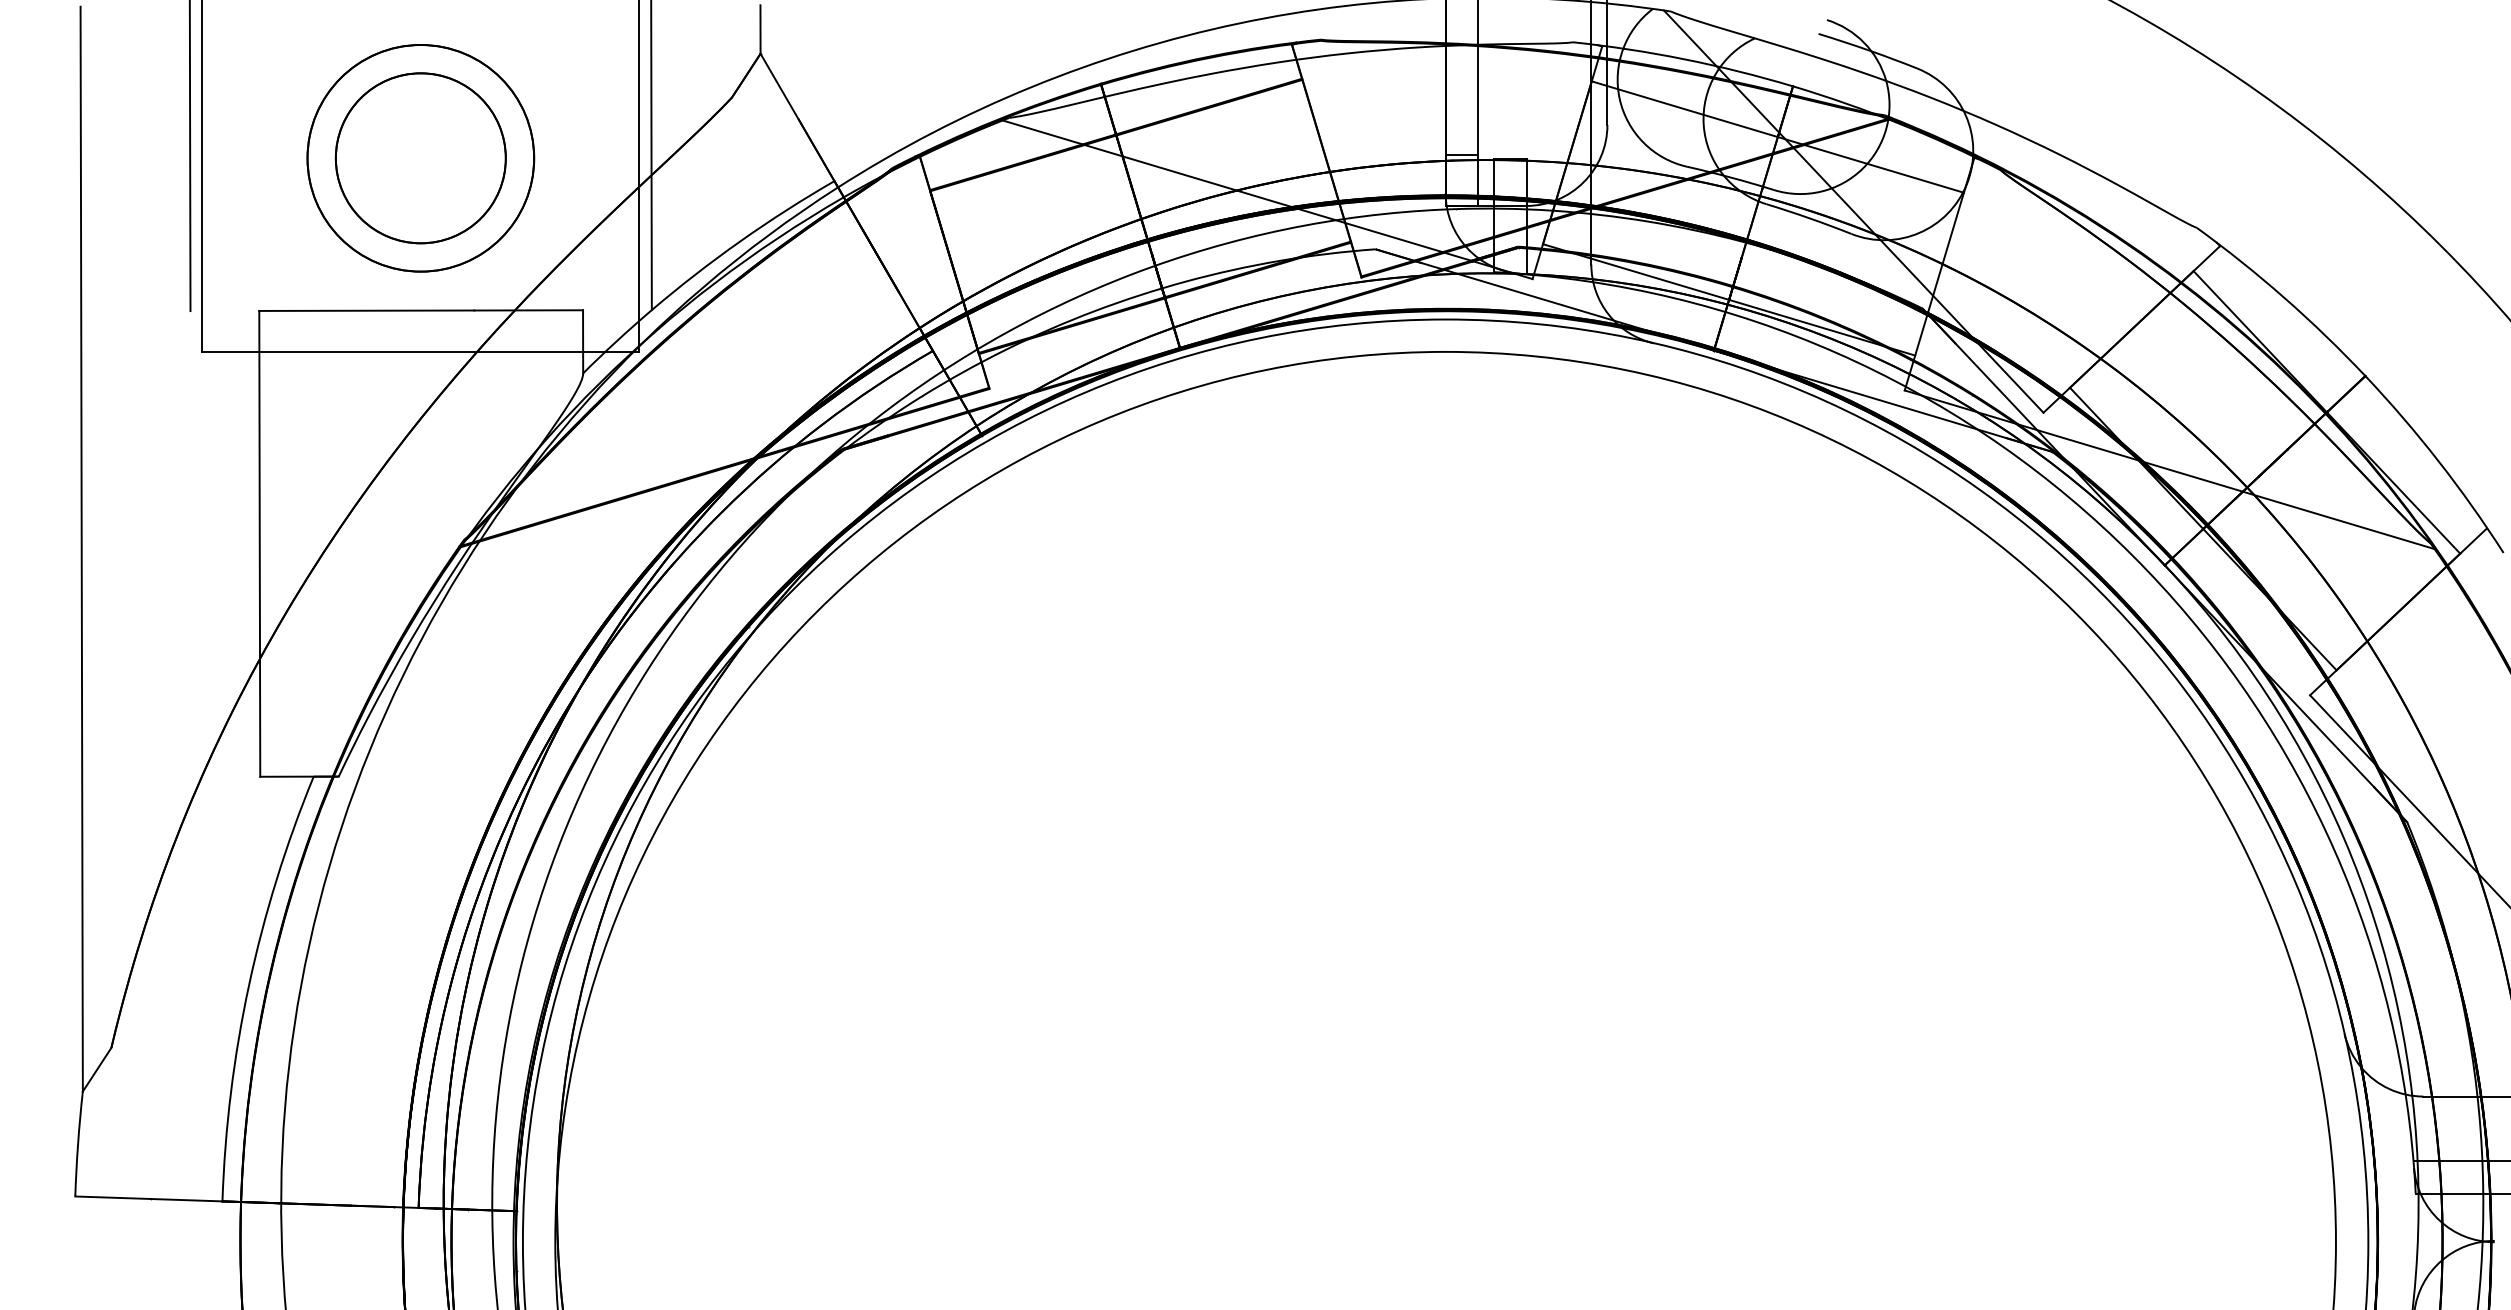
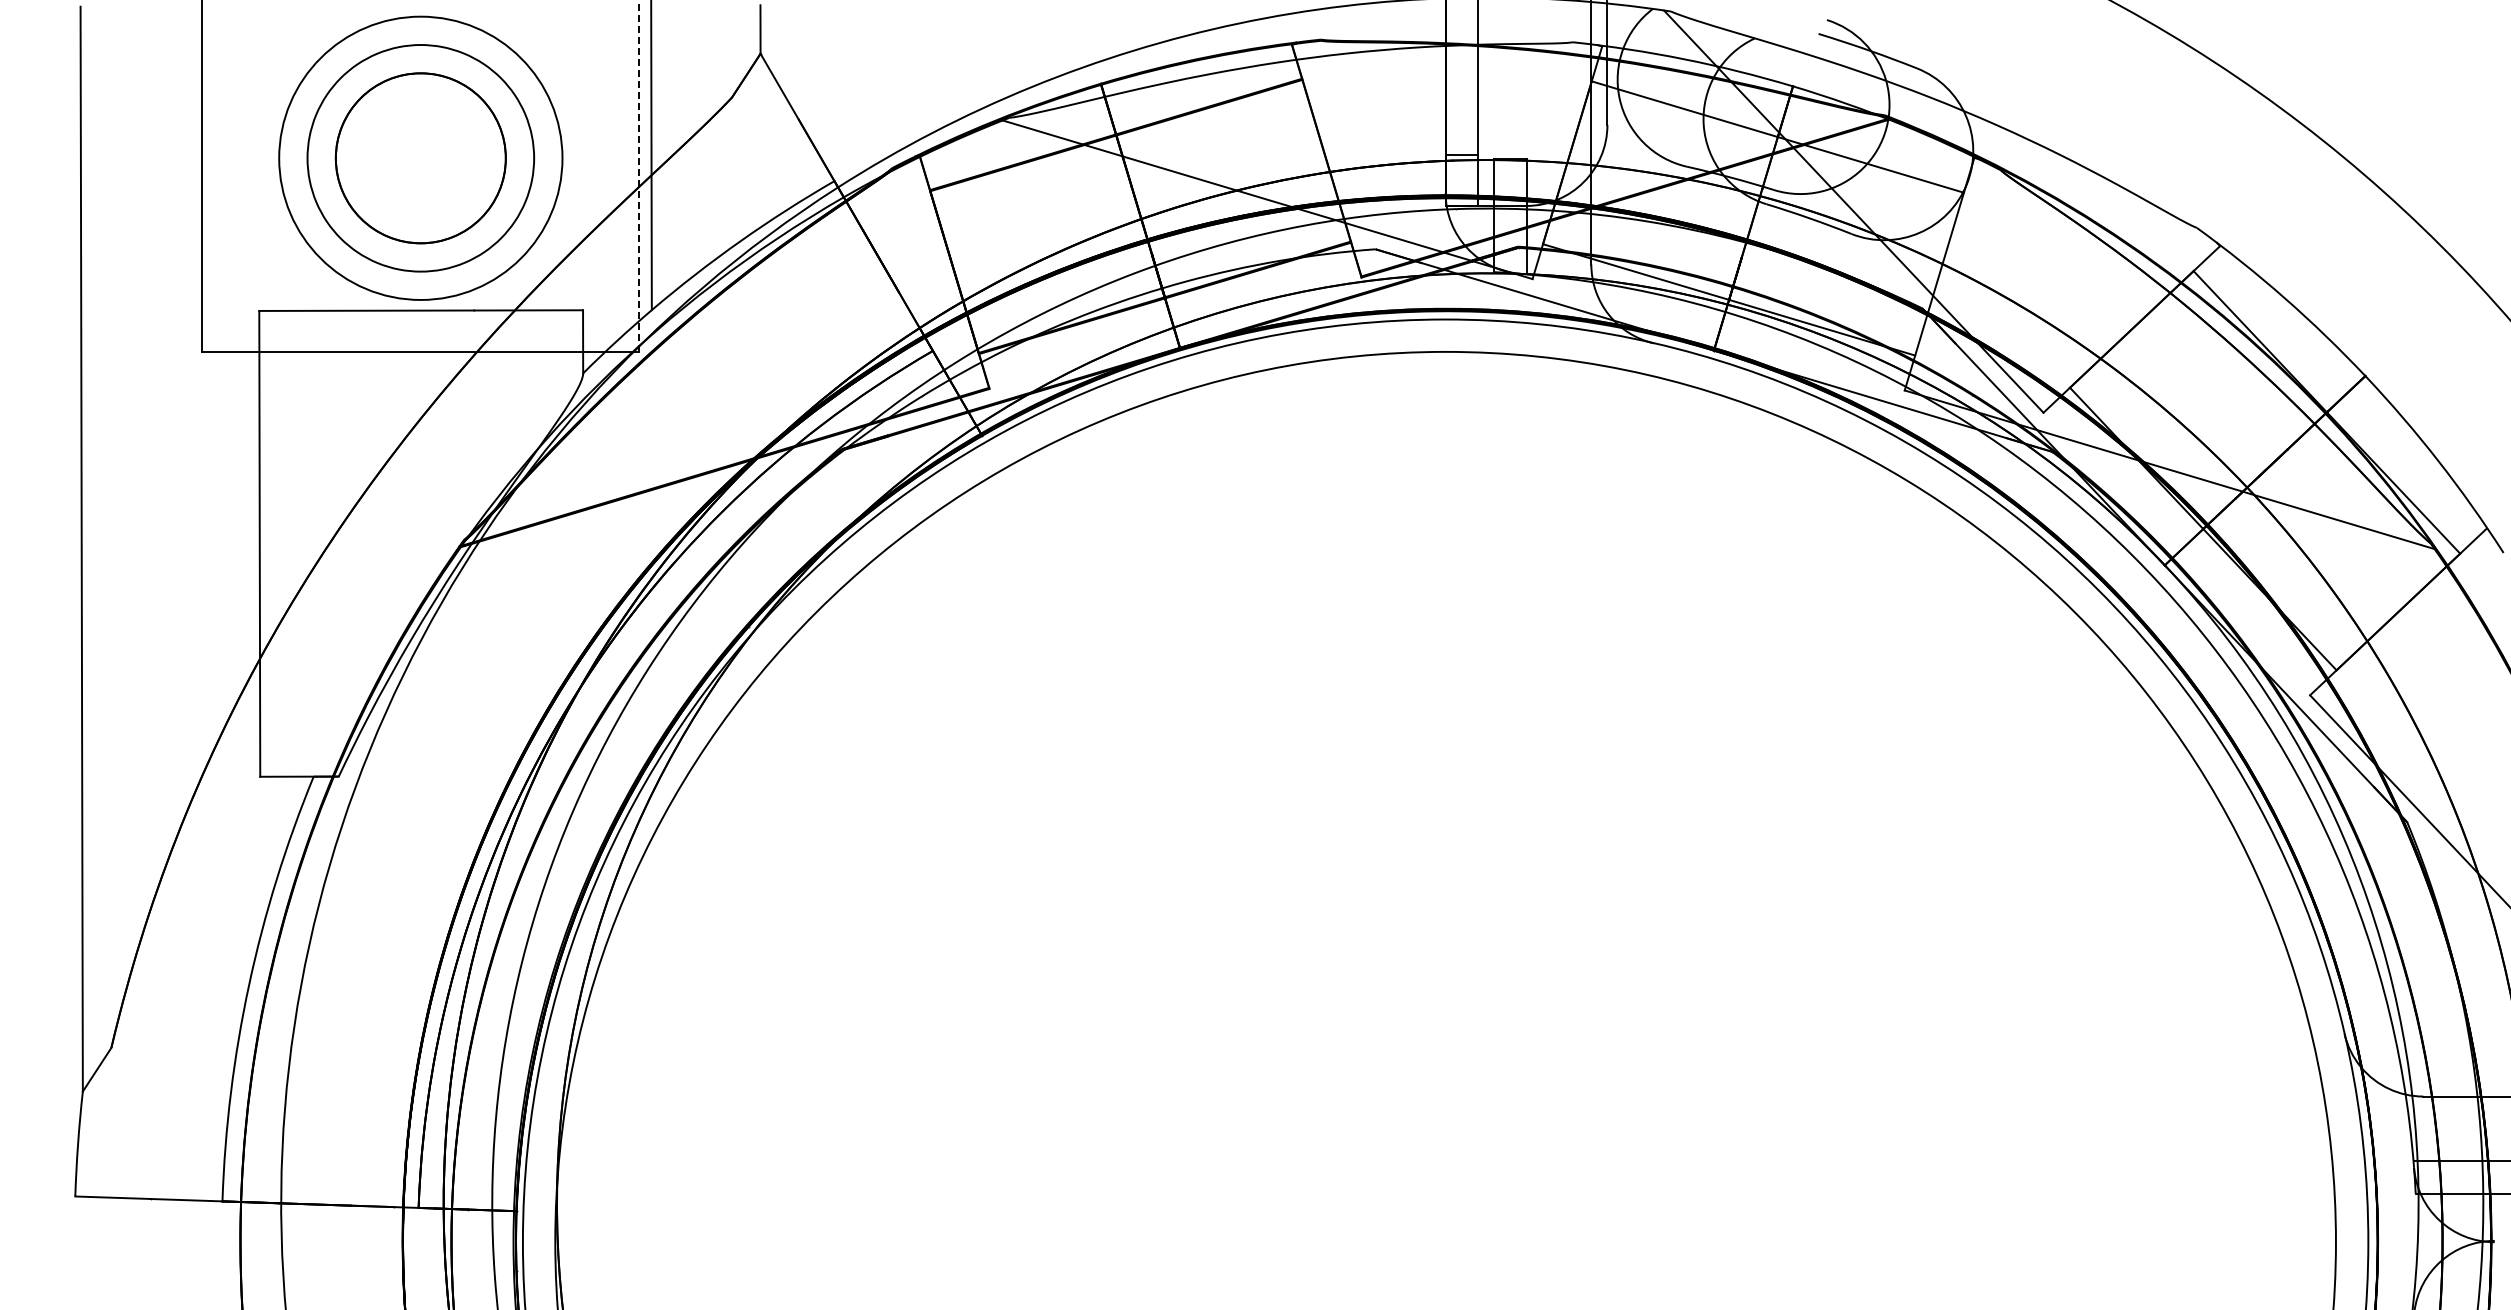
line: present -> none (189, 156)
circle diameter: 227 px -> 283 px (420, 157)
line: solid -> dashed (639, 176)
